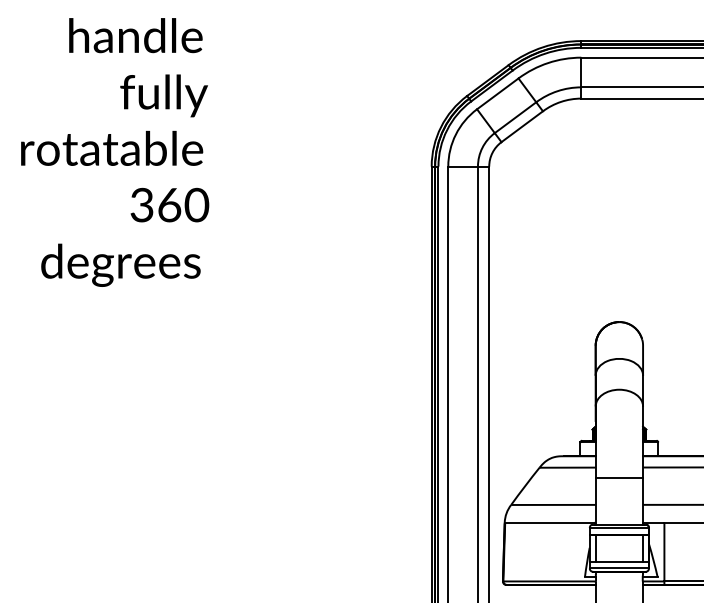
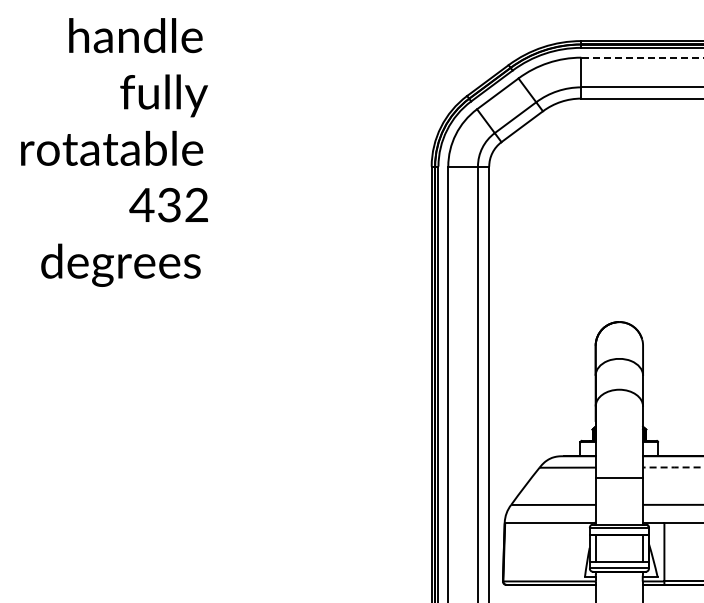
line: solid -> dashed (642, 57)
text: 360 -> 432 (169, 204)
arc: solid -> dashed (672, 467)
